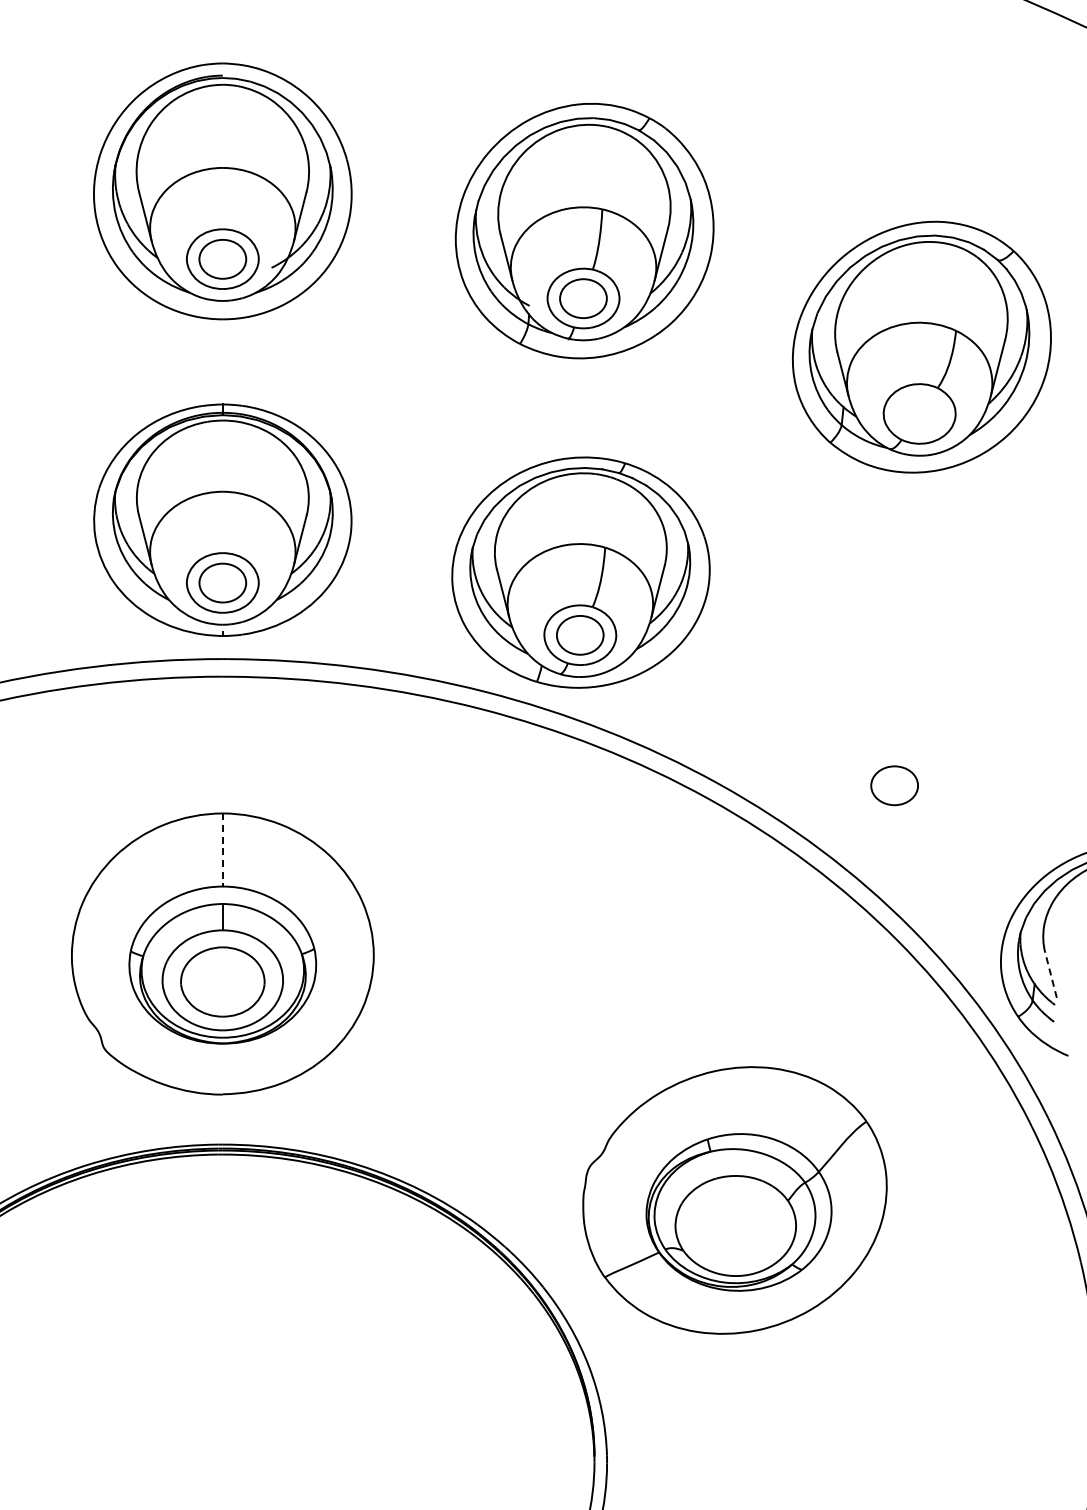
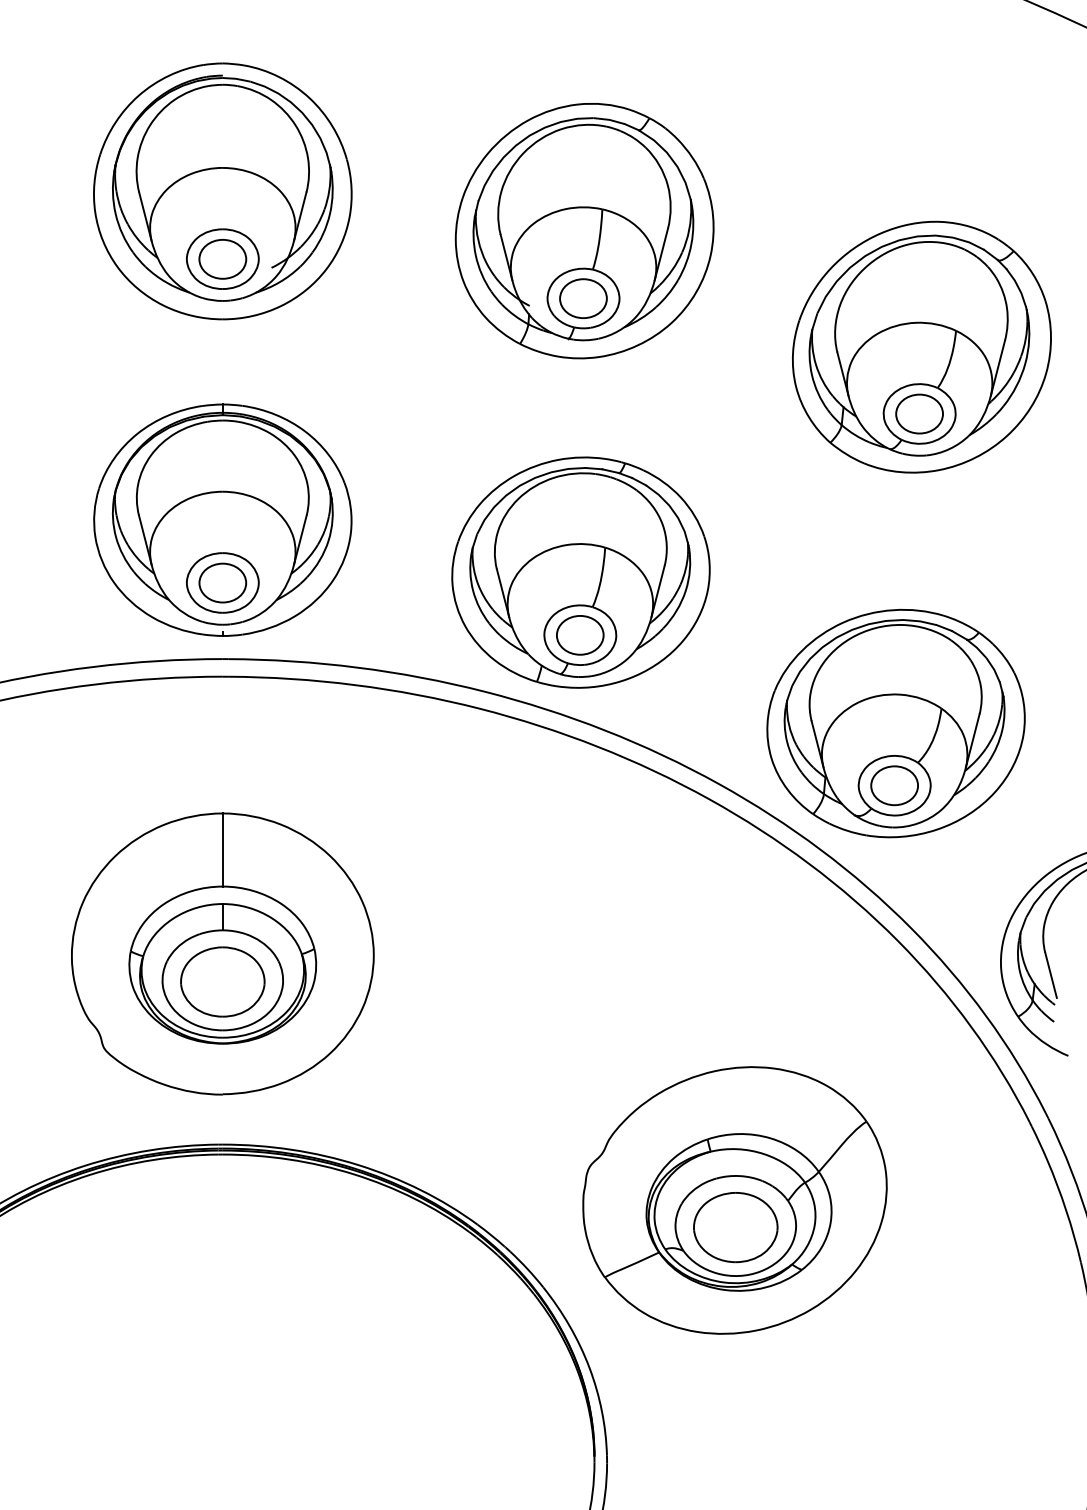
part: none -> present (919, 413)
part: none -> present (895, 723)
line: dashed -> solid (222, 850)
line: dashed -> solid (1050, 974)
part: none -> present (735, 1227)
